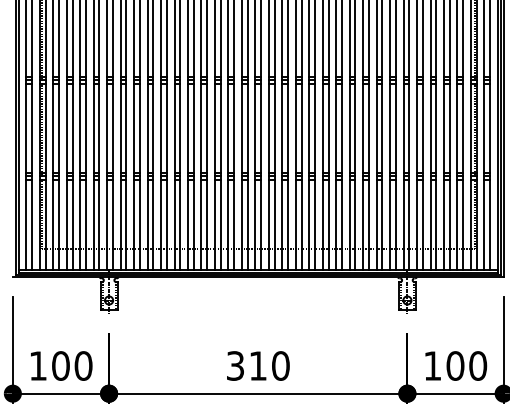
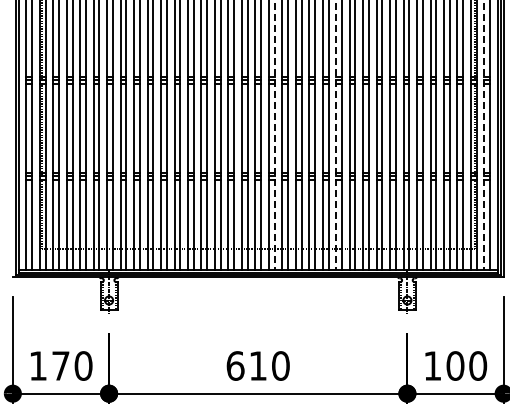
line: solid -> dashed (274, 134)
line: solid -> dashed (336, 134)
line: solid -> dashed (484, 134)
text: 100 -> 170 (60, 365)
text: 310 -> 610 (235, 365)
